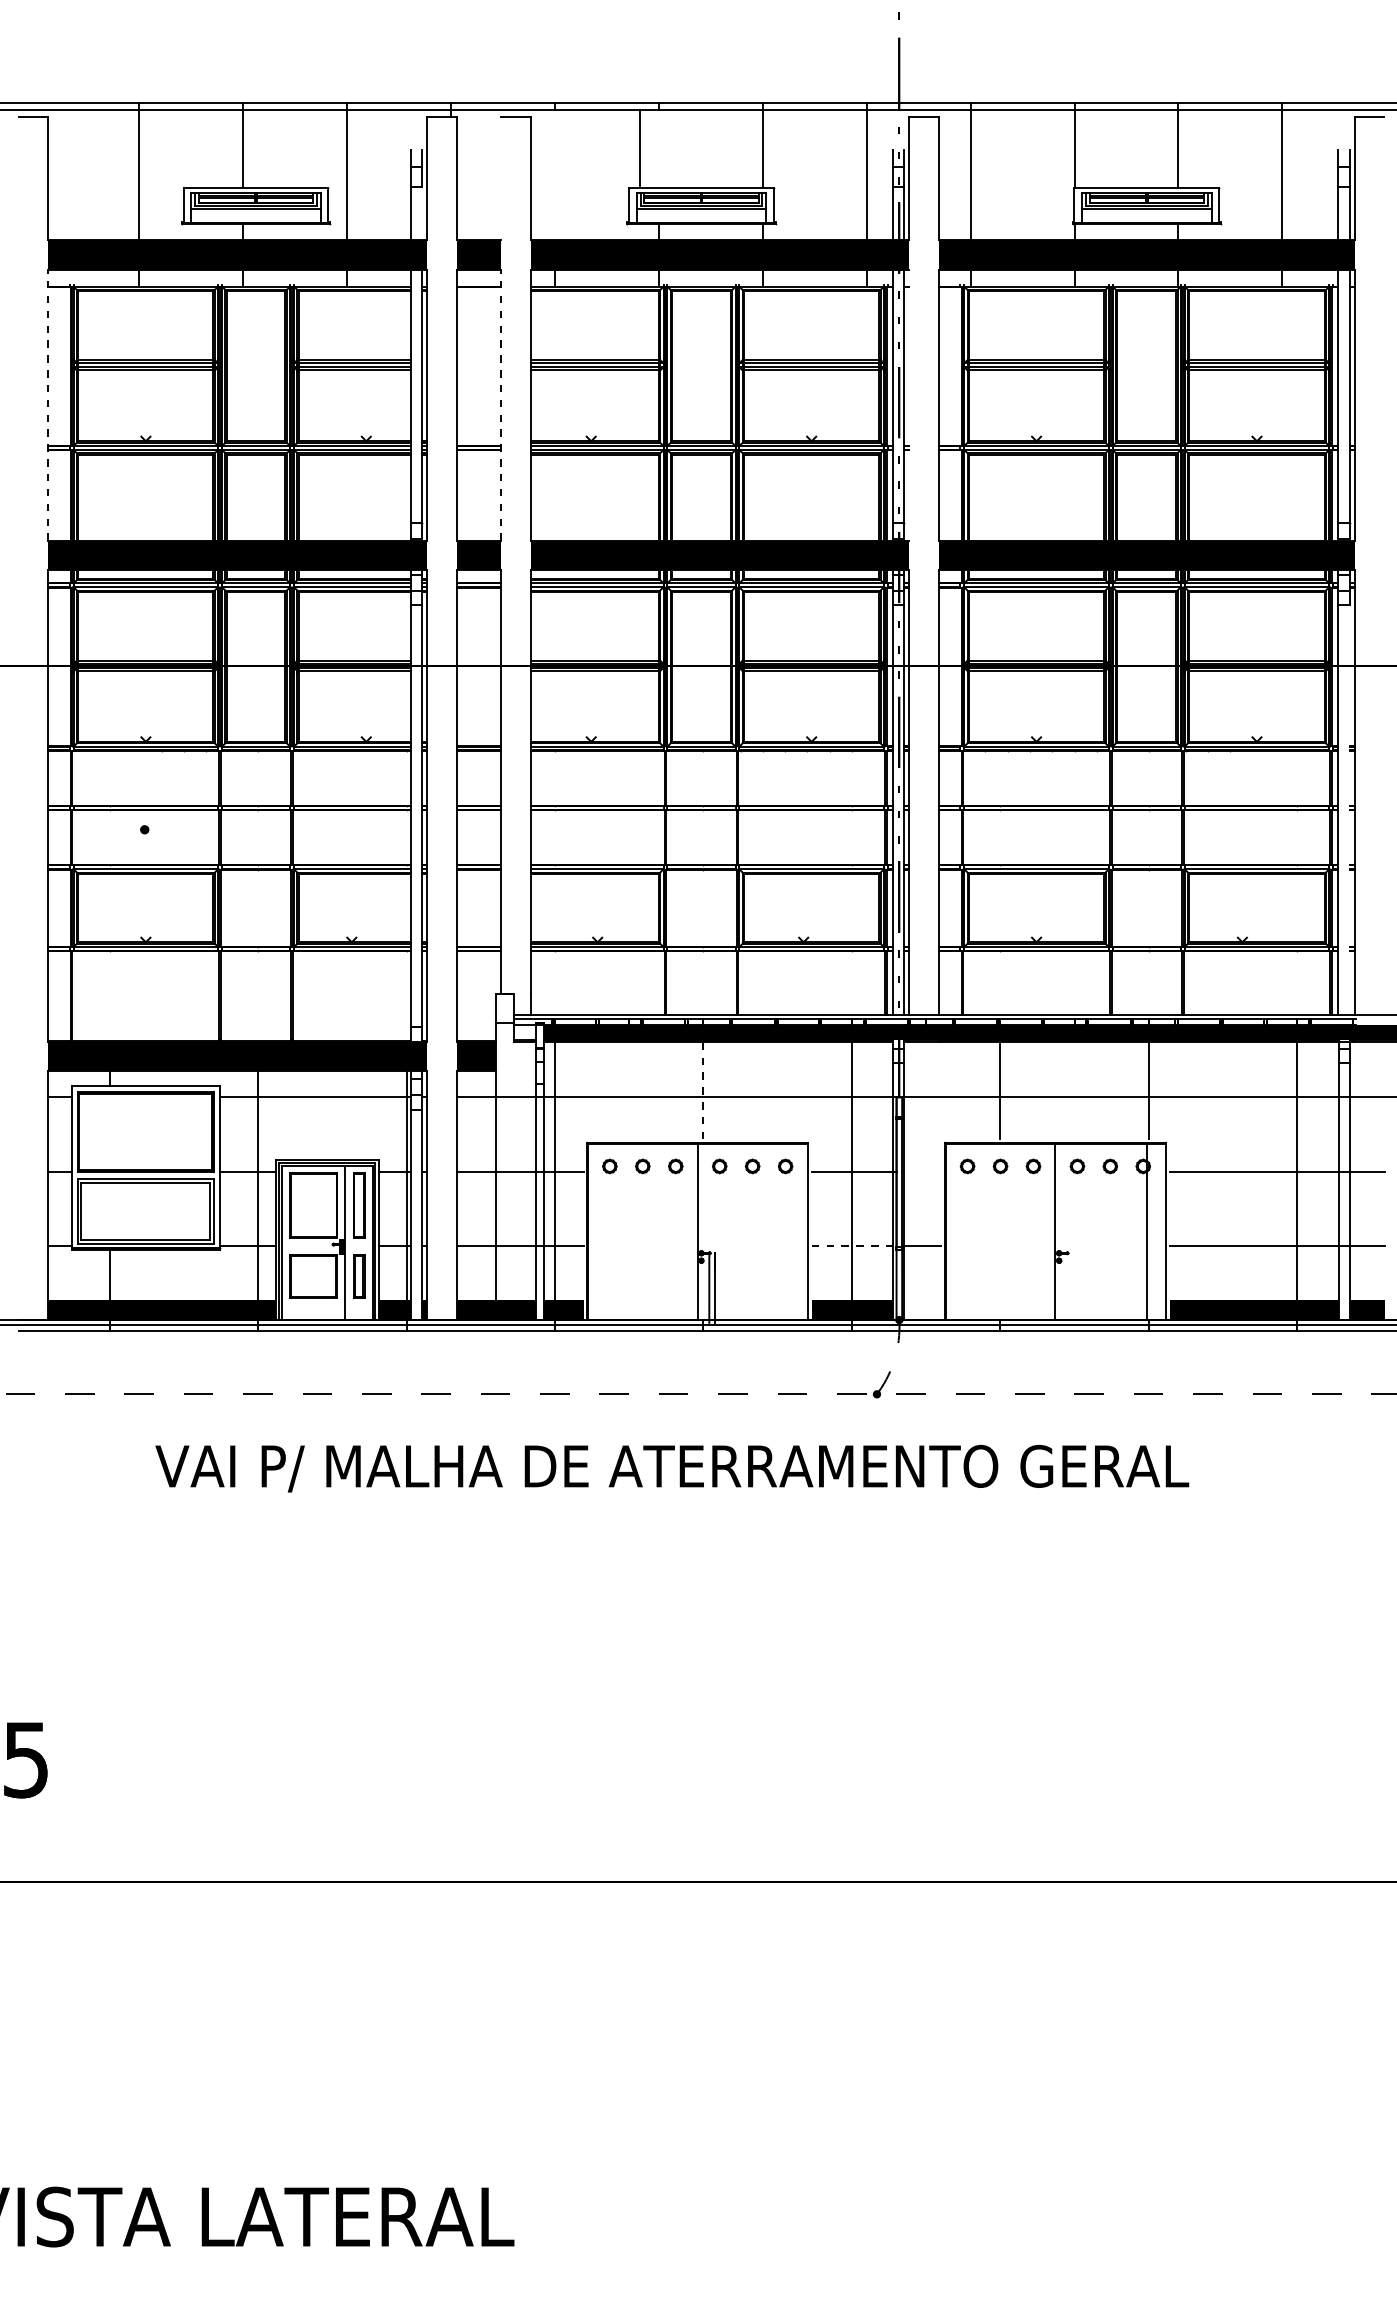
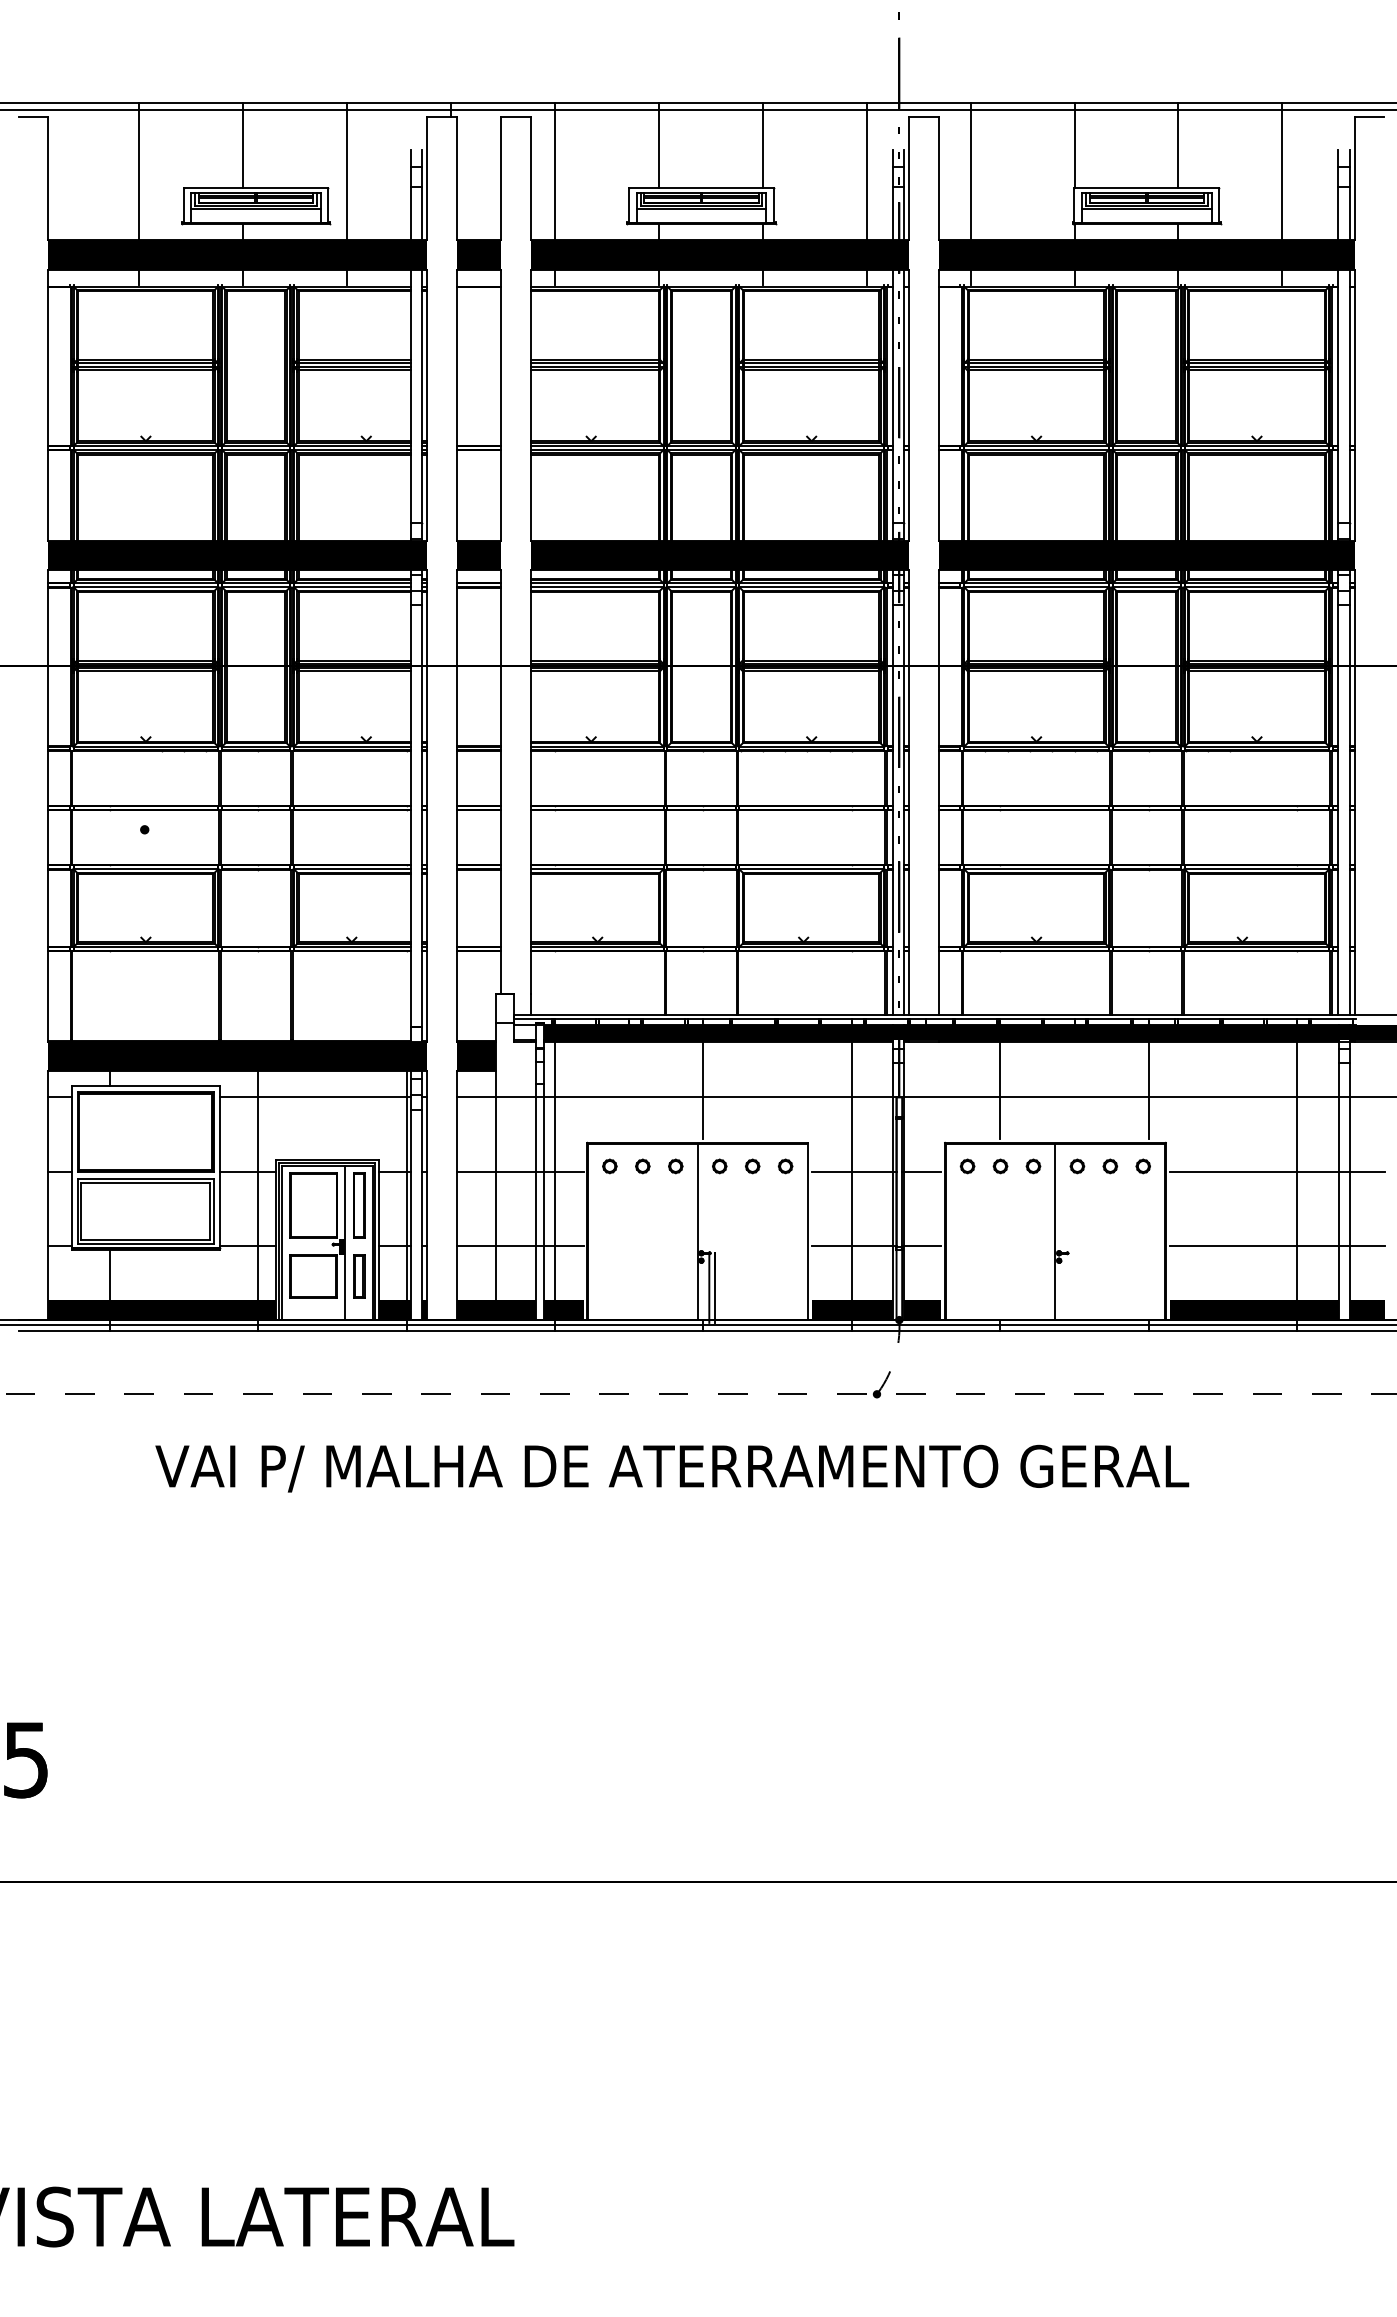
line position: (639, 148) -> (658, 148) (658, 148)
line: none -> present (555, 175)
line: none -> present (501, 178)
line: none -> present (421, 213)
line: dashed -> solid (48, 404)
line: dashed -> solid (501, 404)
line: none -> present (909, 404)
line: none -> present (1349, 810)
line: dashed -> solid (703, 1090)
line: none -> present (921, 1171)
line position: (1146, 1231) -> (1164, 1231) (1164, 1231)
line: dashed -> solid (854, 1245)
fill: none -> present (922, 1310)
